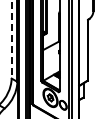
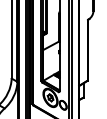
line: dashed -> solid (11, 39)
